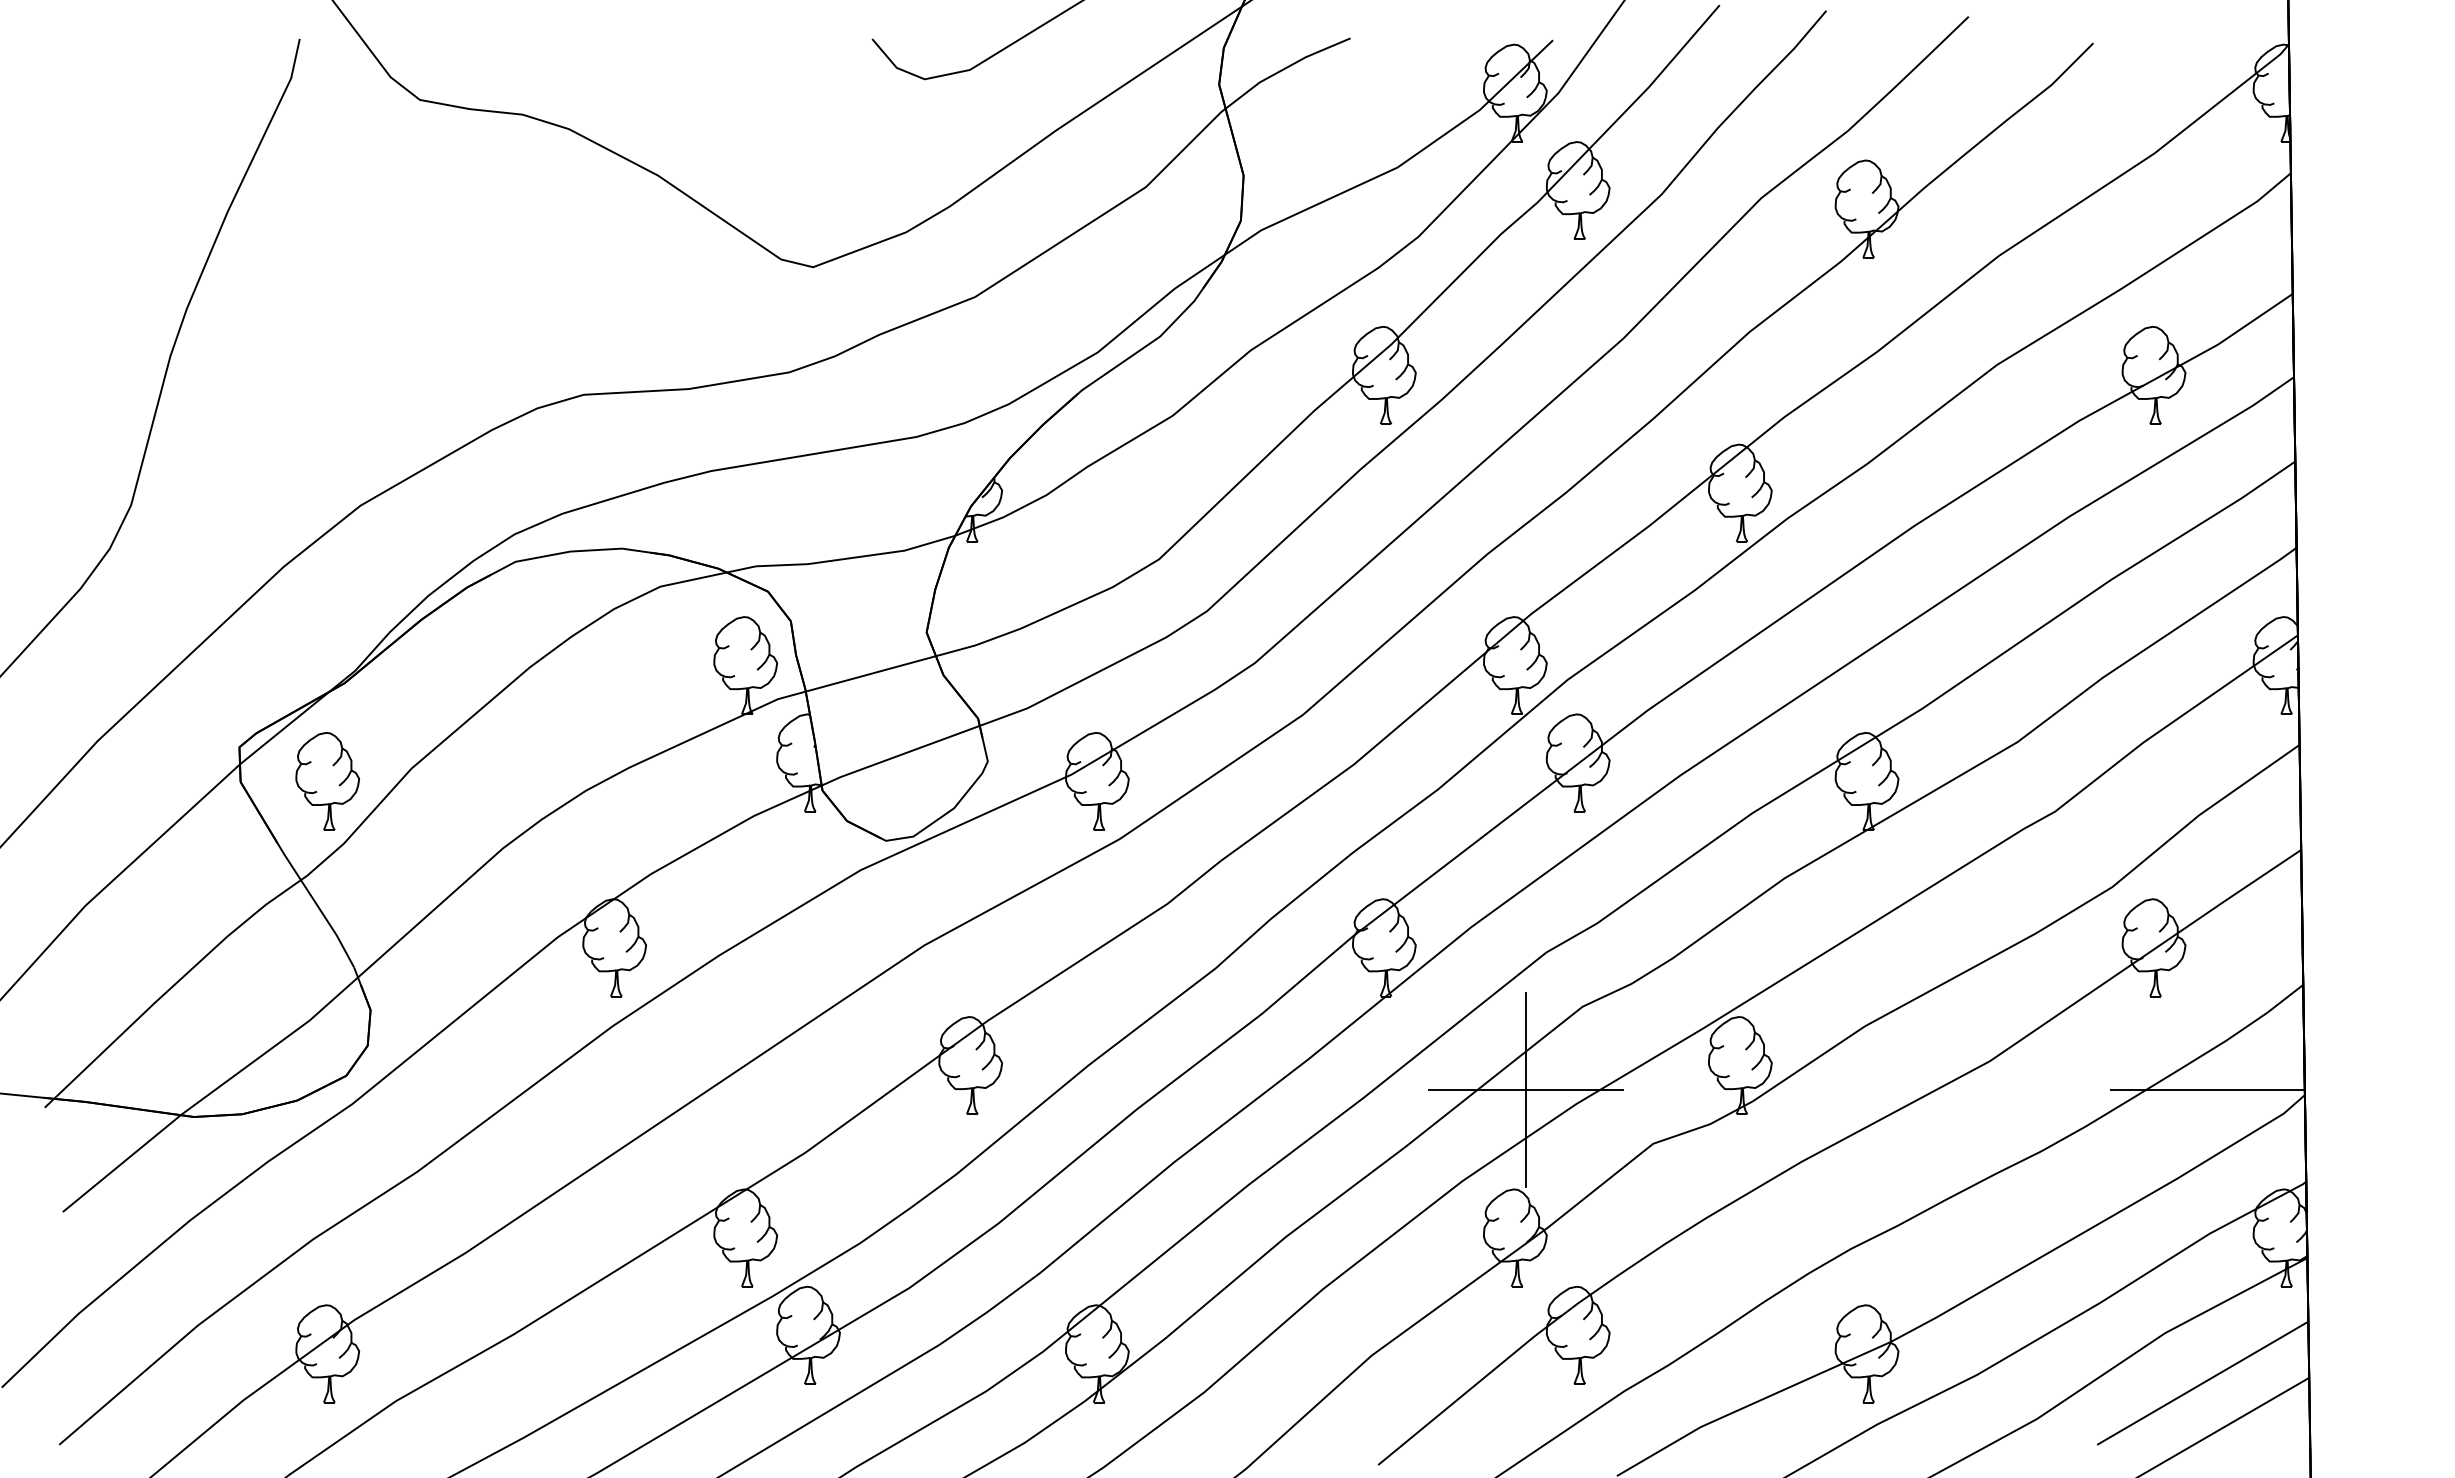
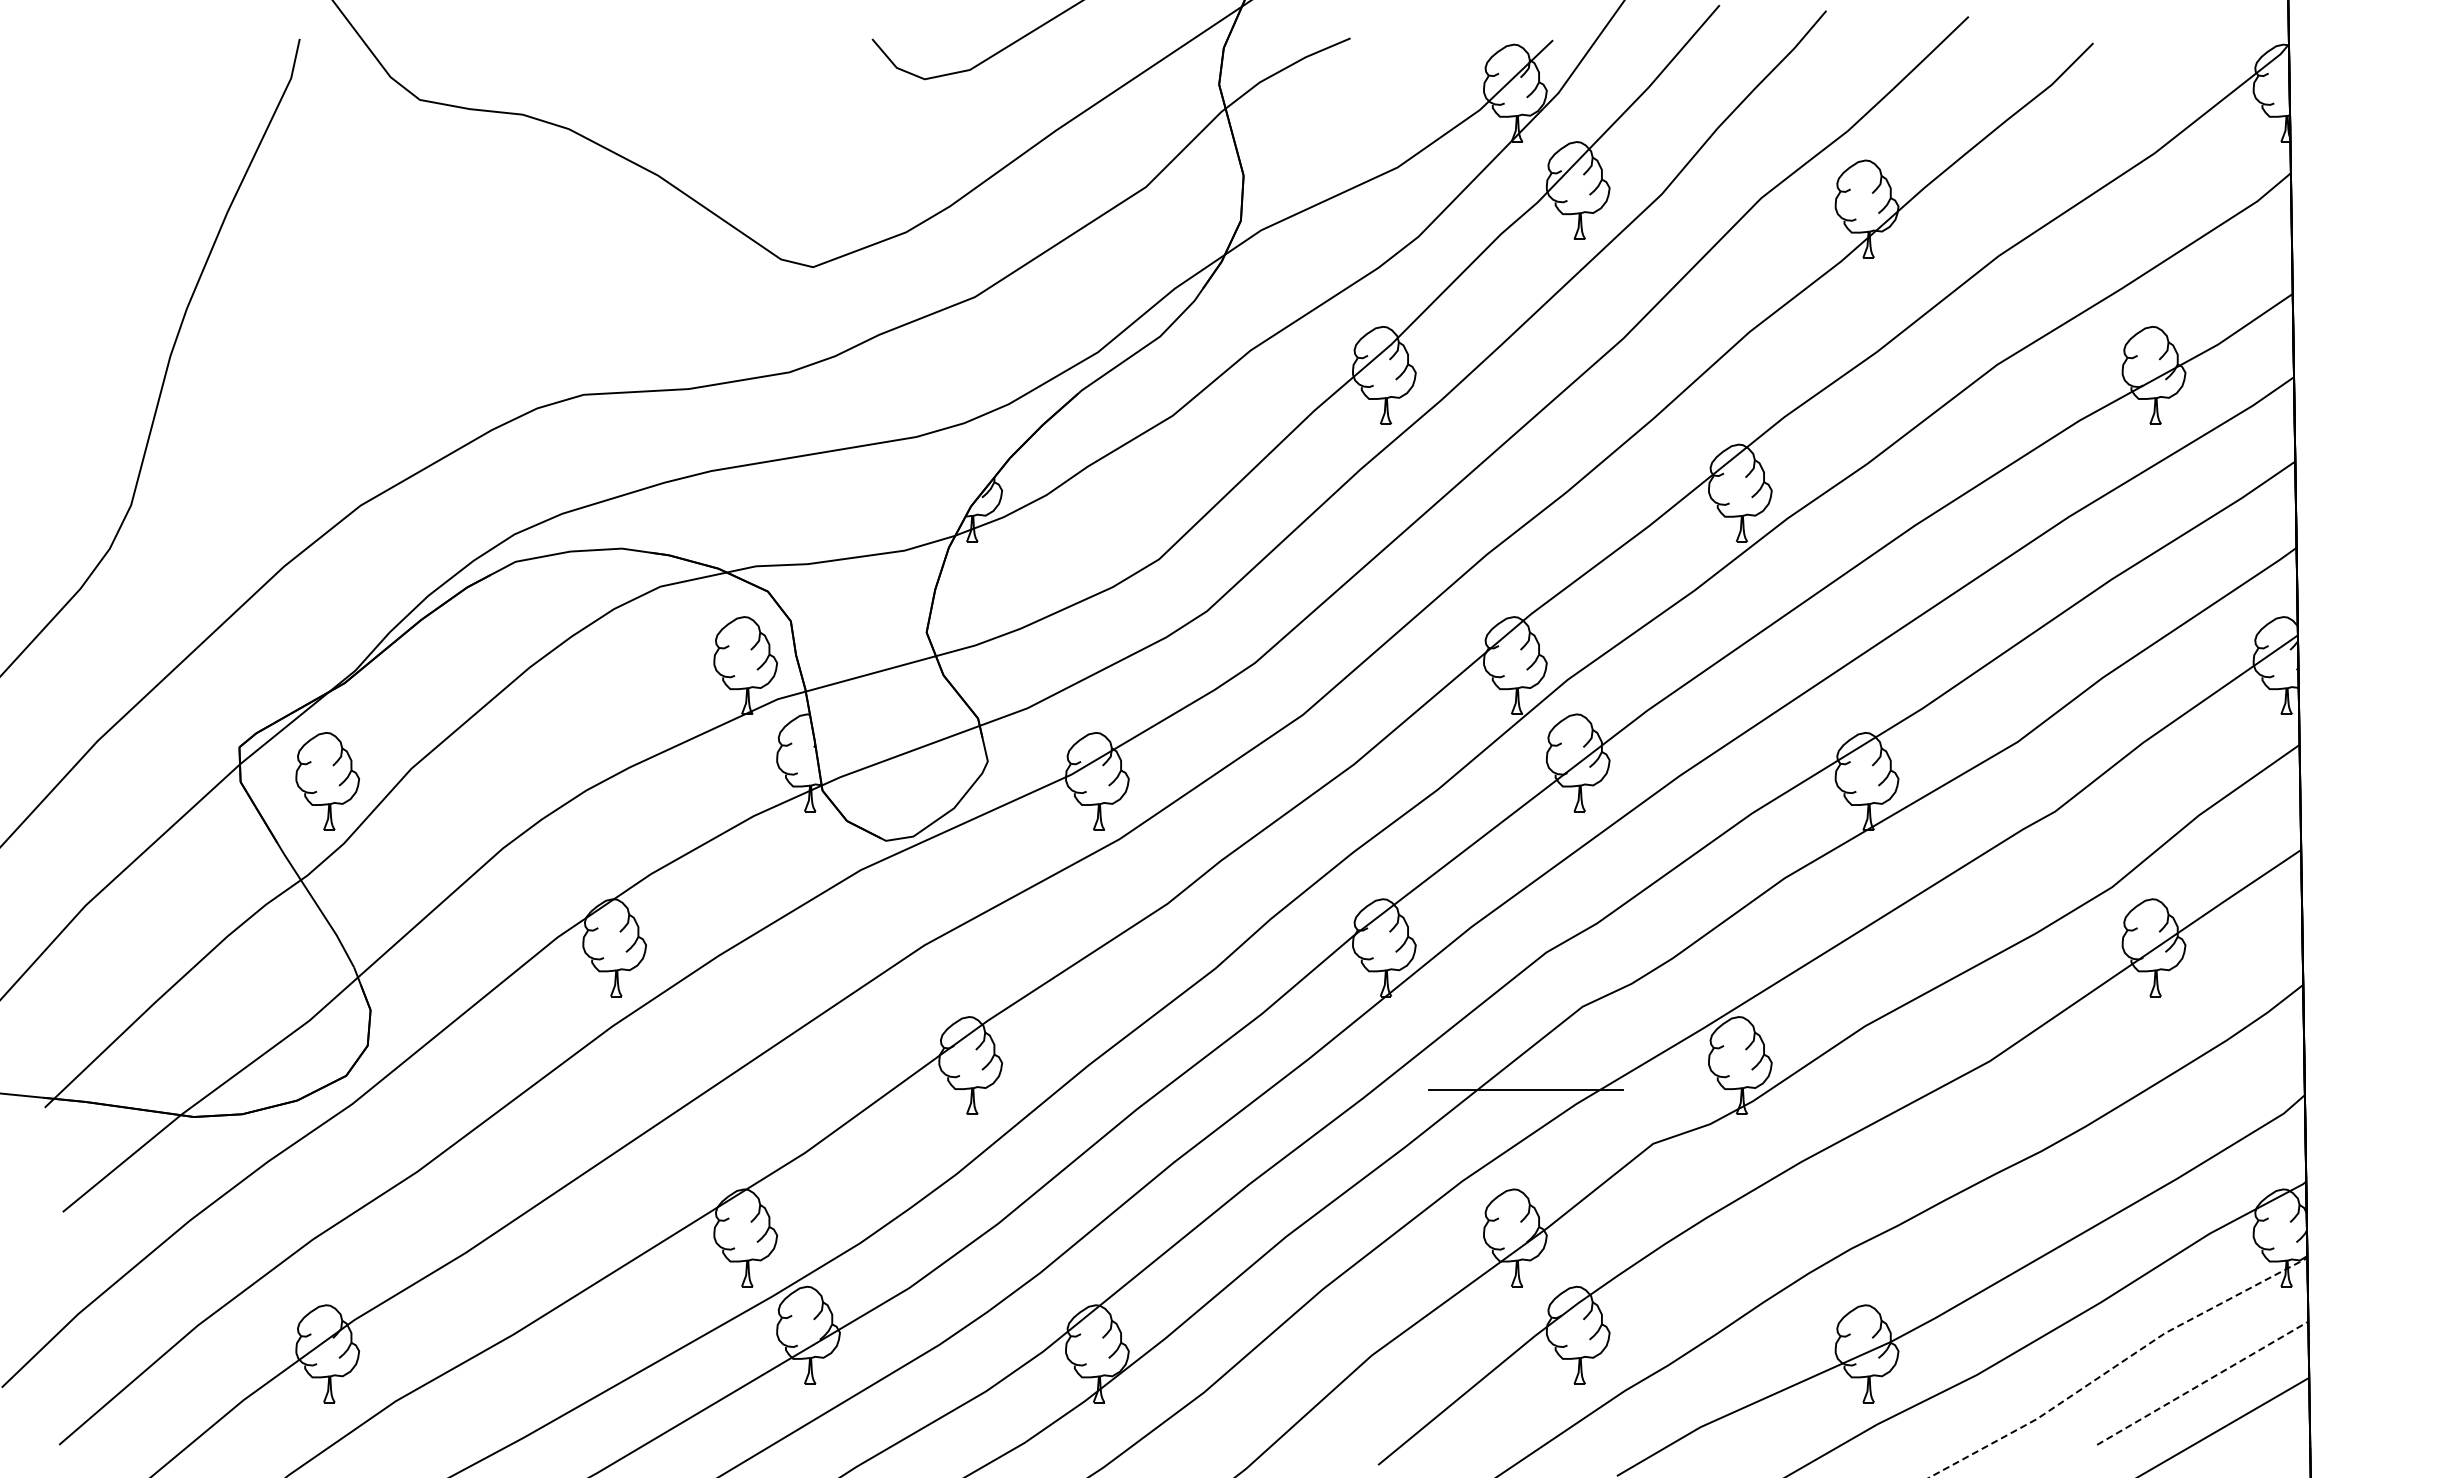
line: present -> none (1526, 1089)
line: present -> none (2207, 1089)
line: solid -> dashed (2117, 1365)
line: solid -> dashed (2203, 1383)
